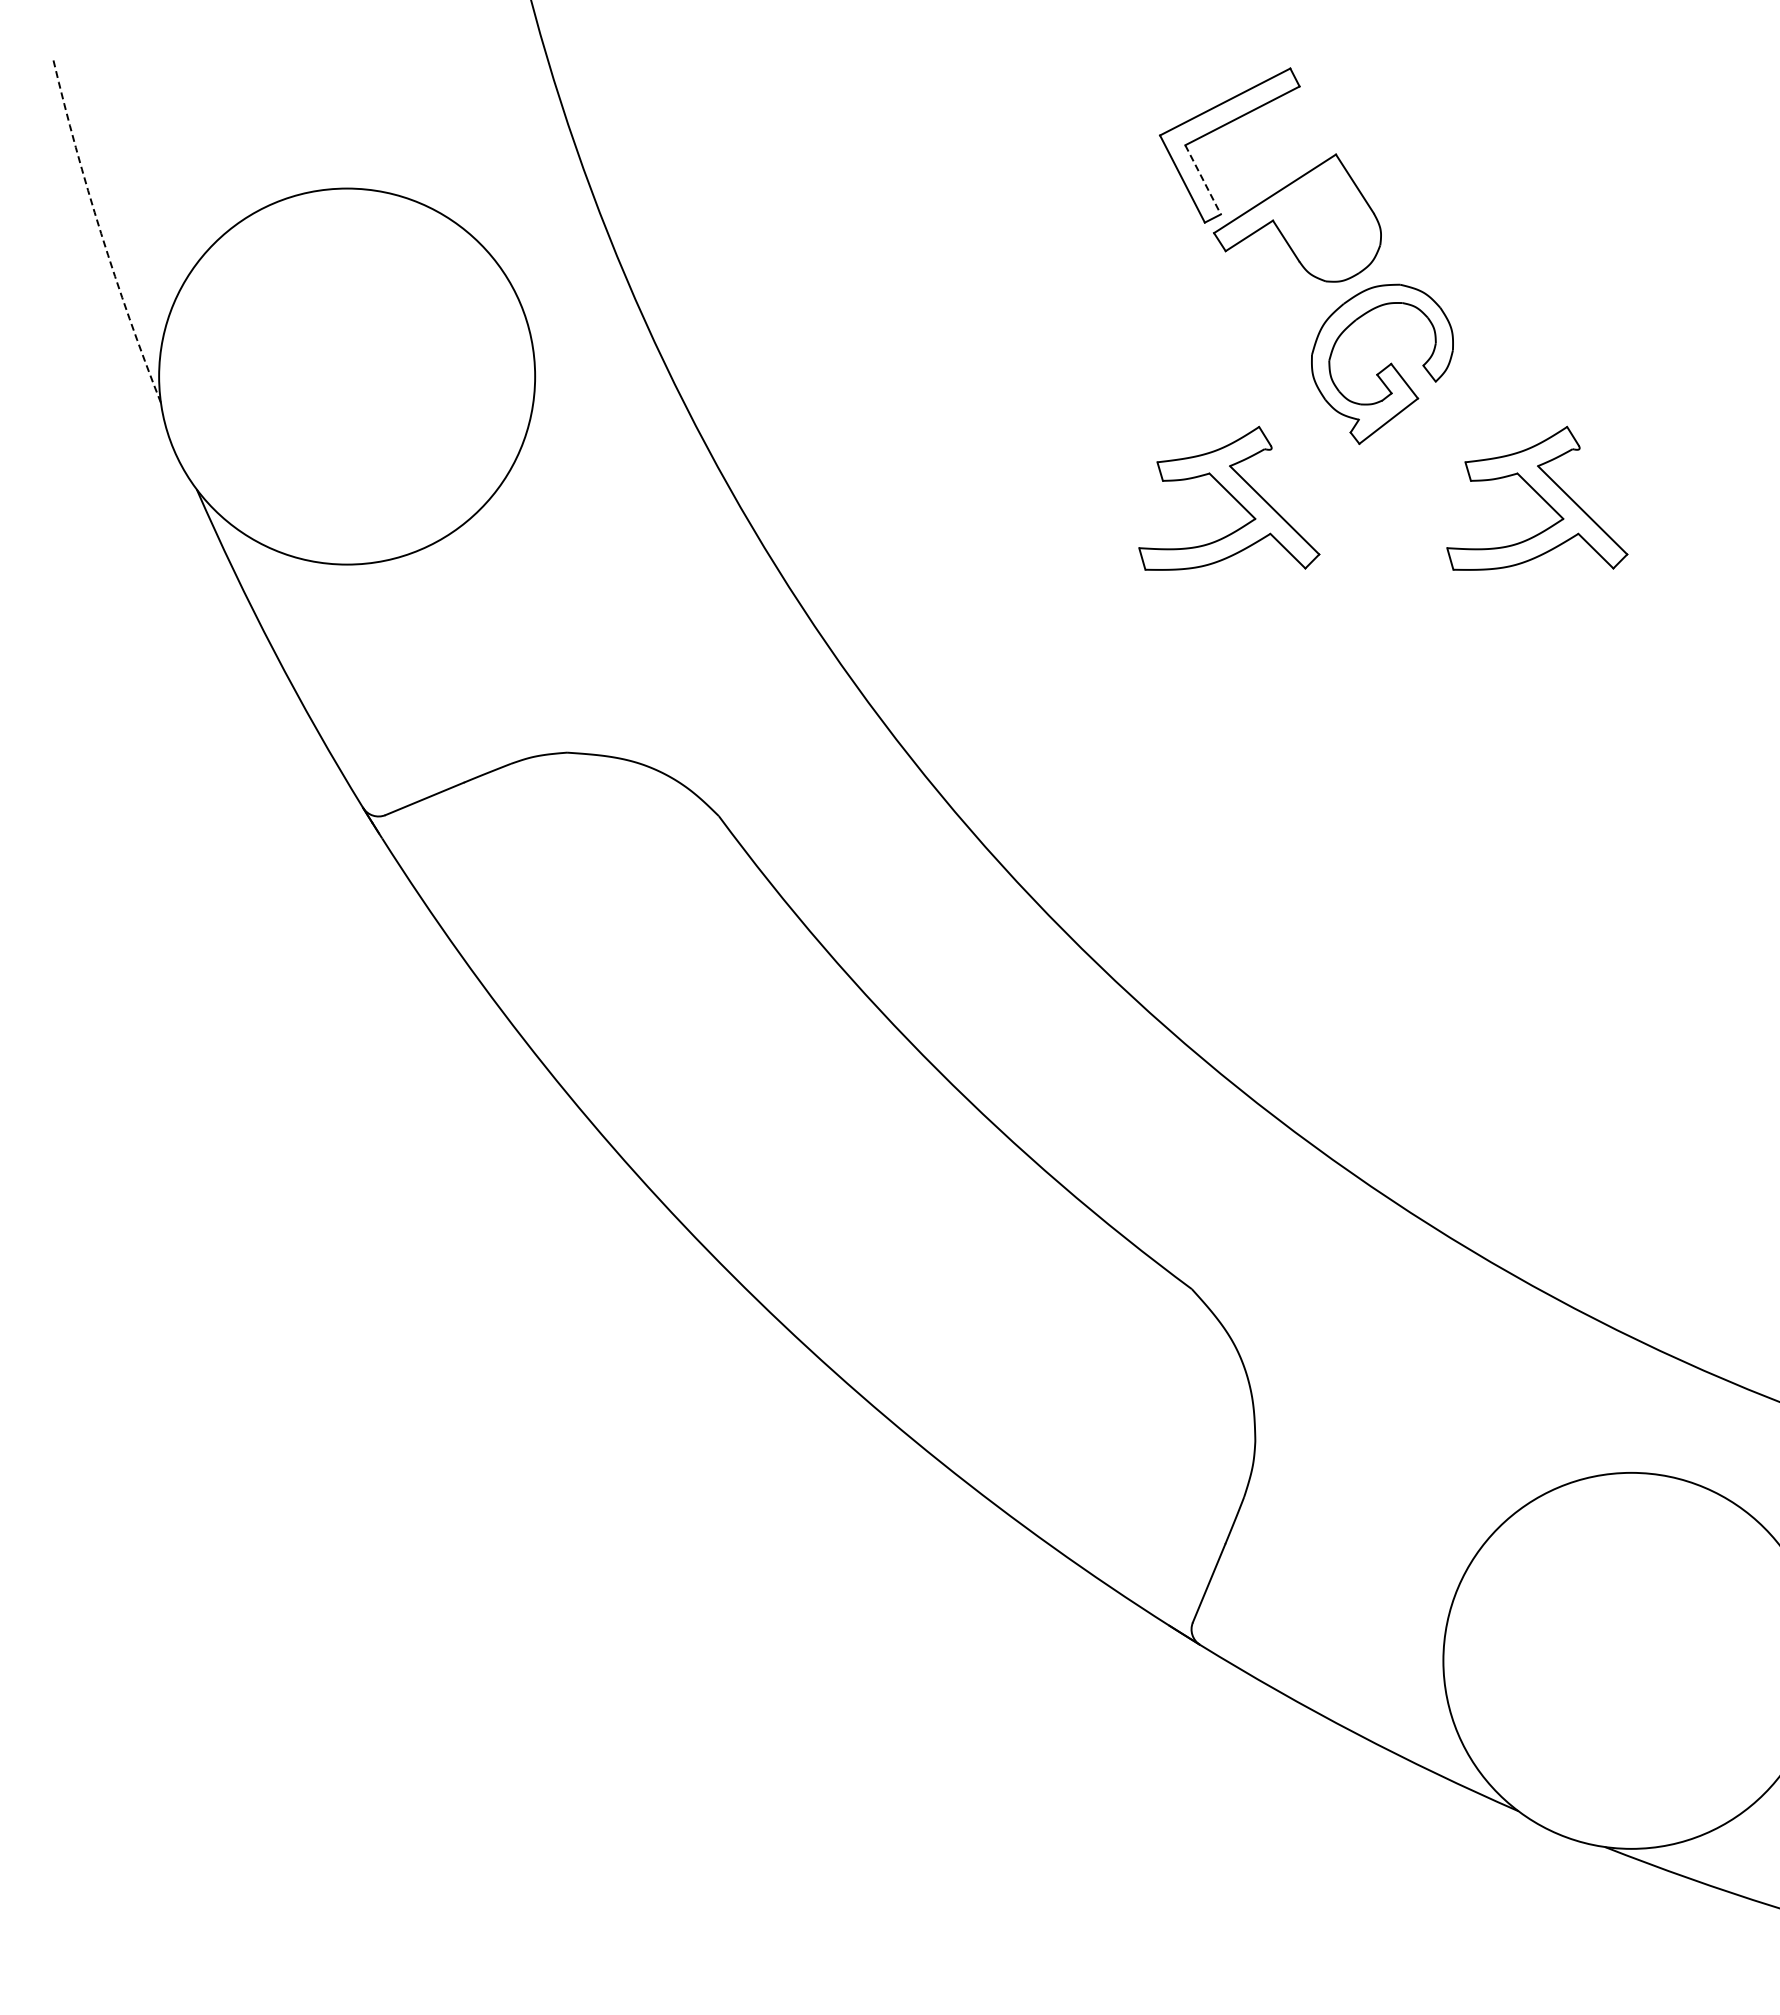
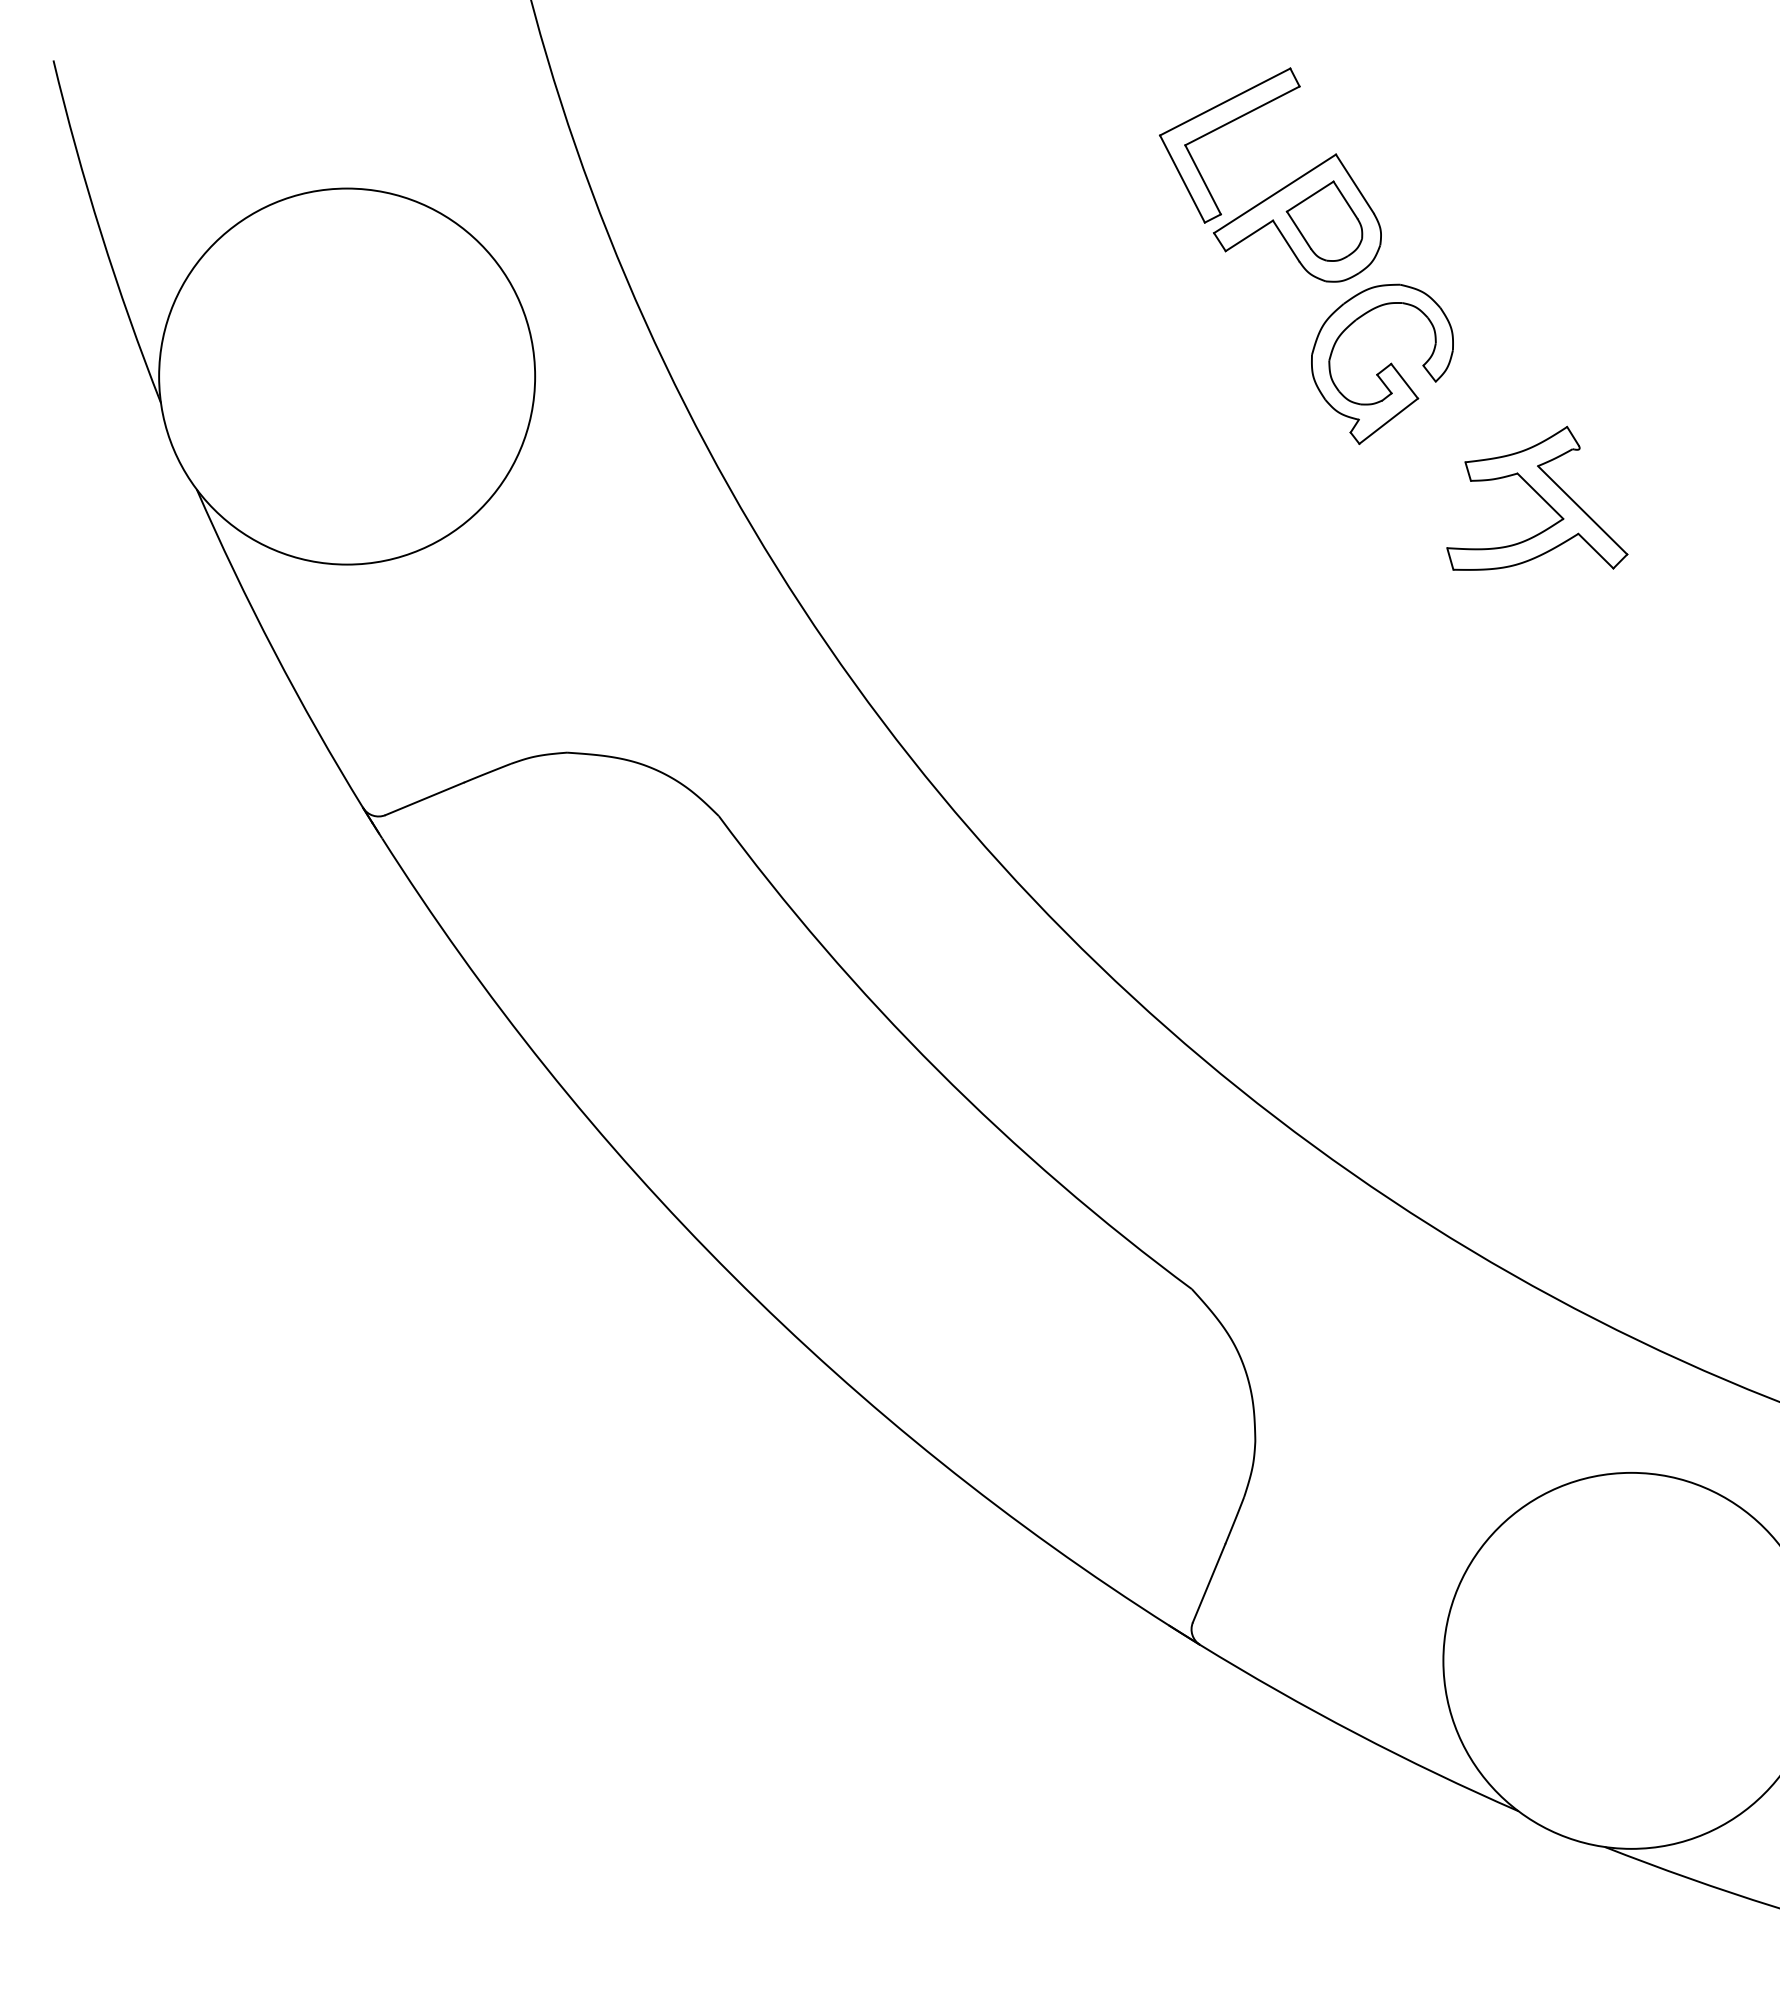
line: dashed -> solid (1203, 179)
part: none -> present (1324, 220)
arc: dashed -> solid (101, 233)
part: present -> none (1229, 497)
